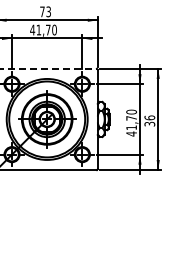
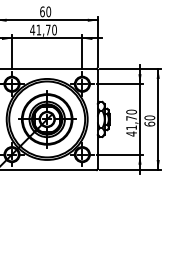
text: 73 -> 60 (45, 11)
line: dashed -> solid (49, 68)
text: 36 -> 60 (149, 120)
